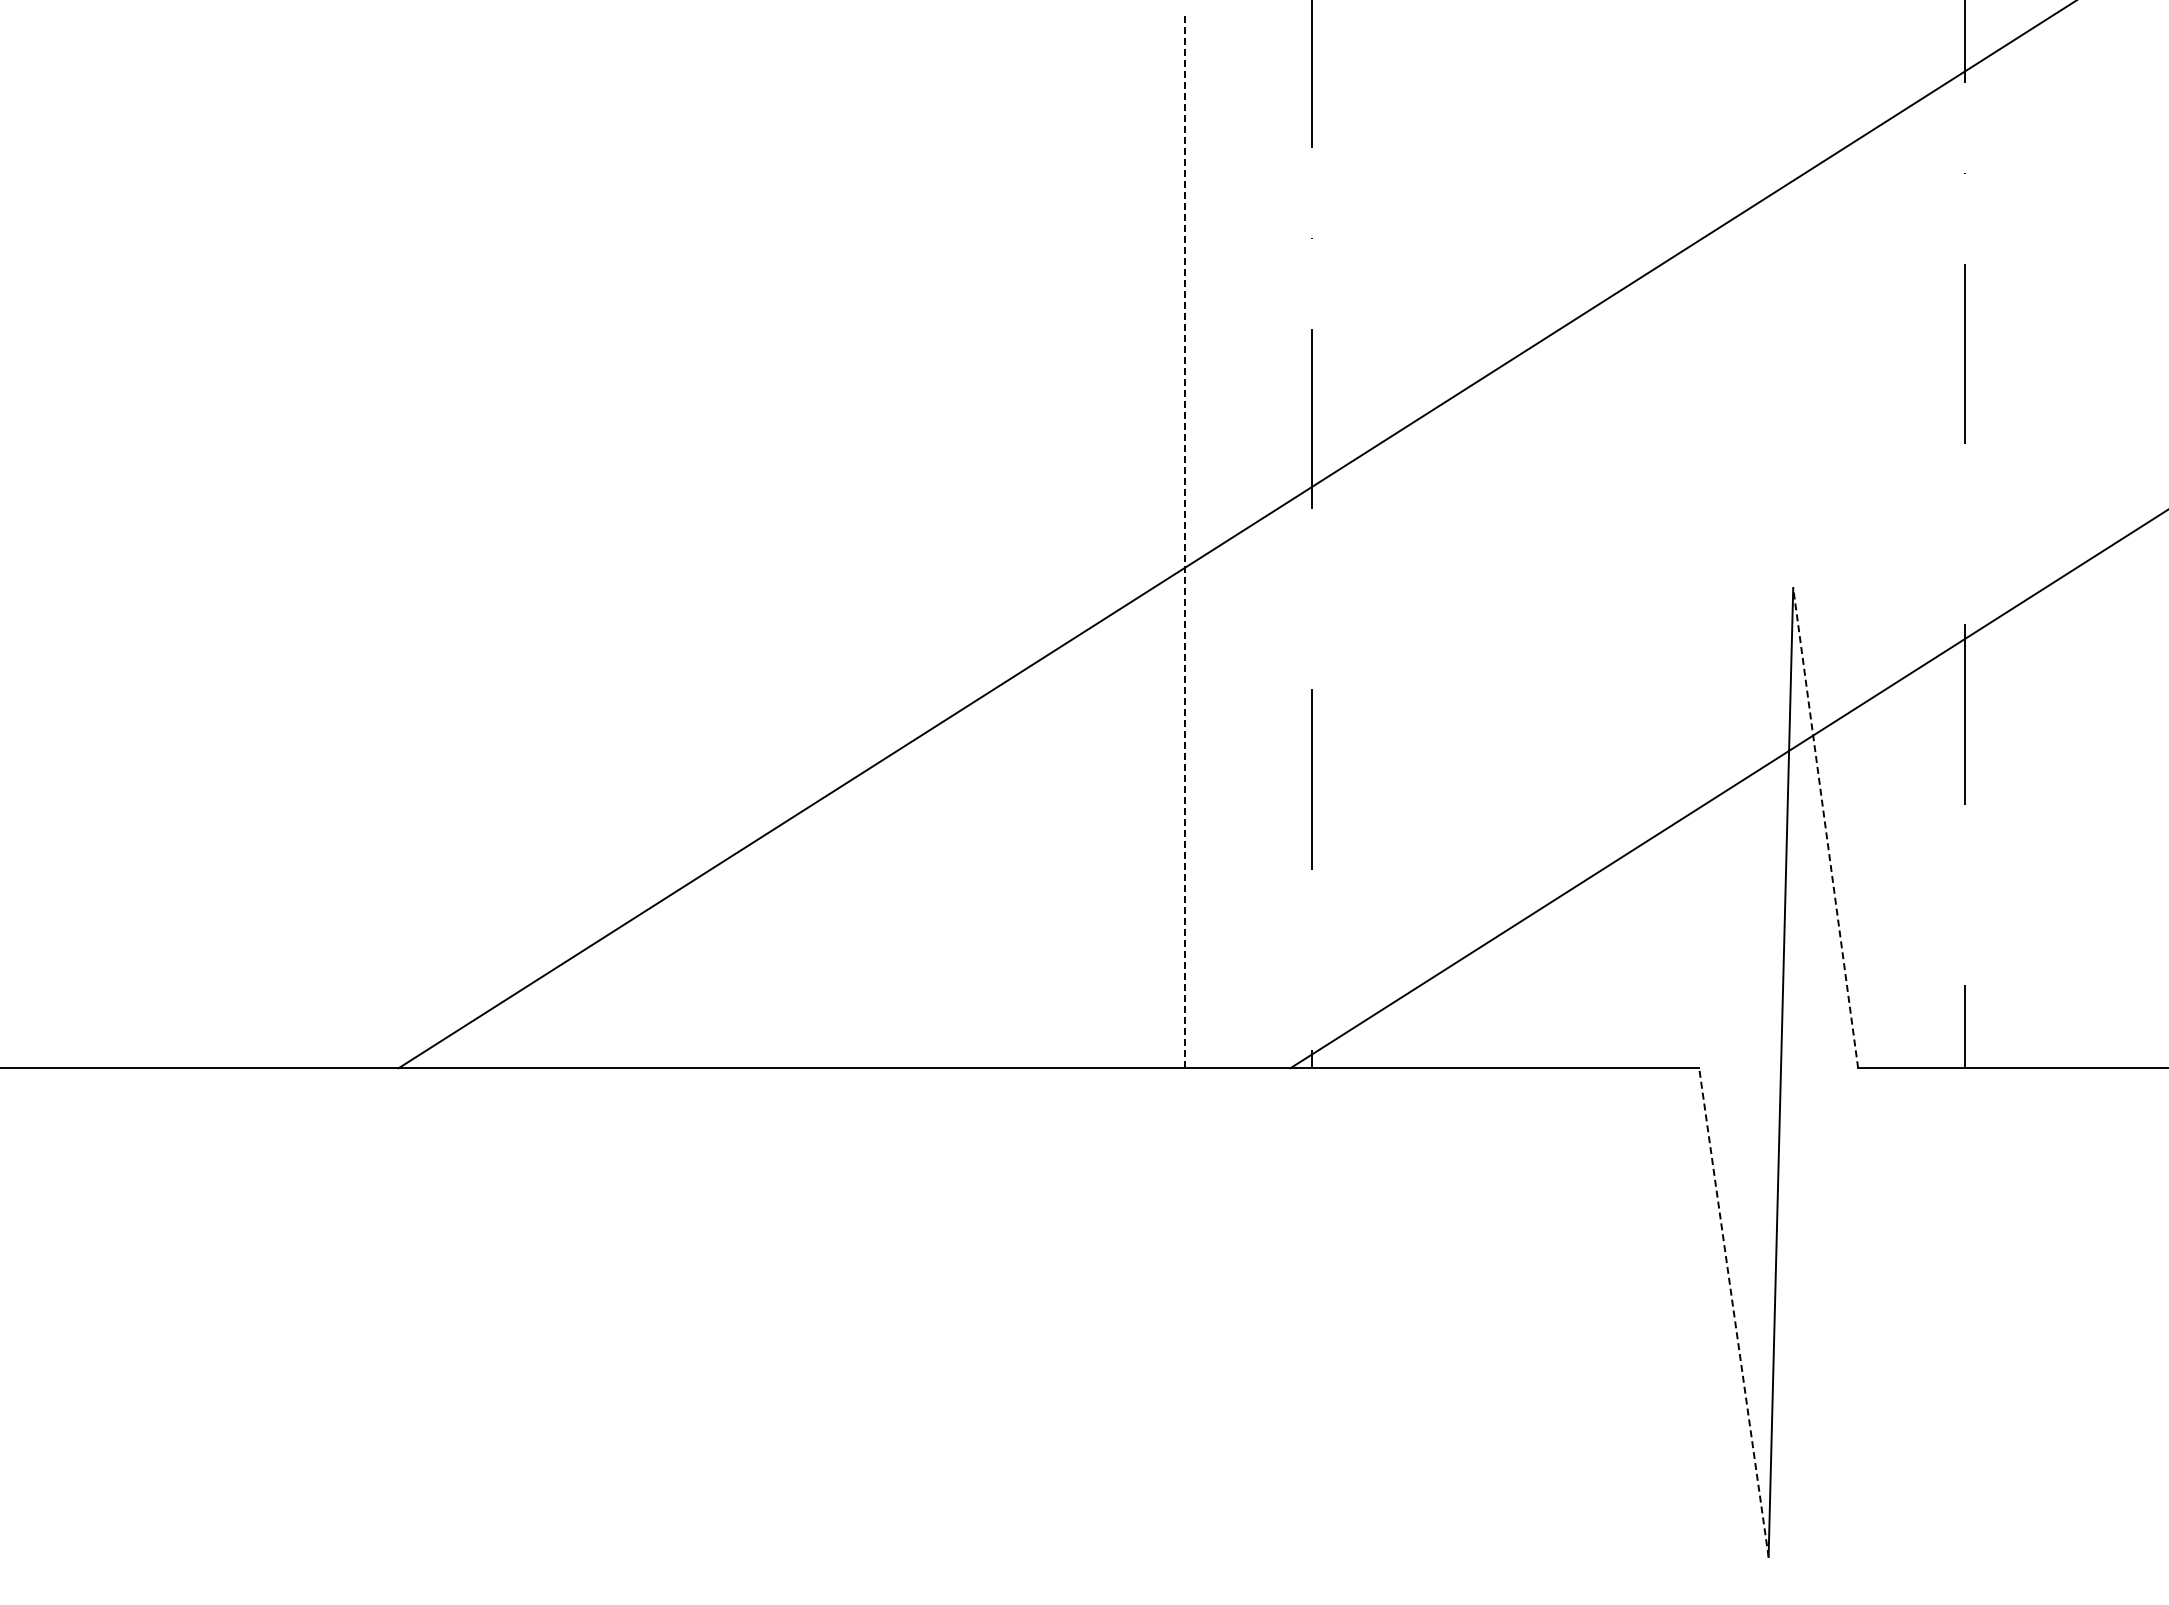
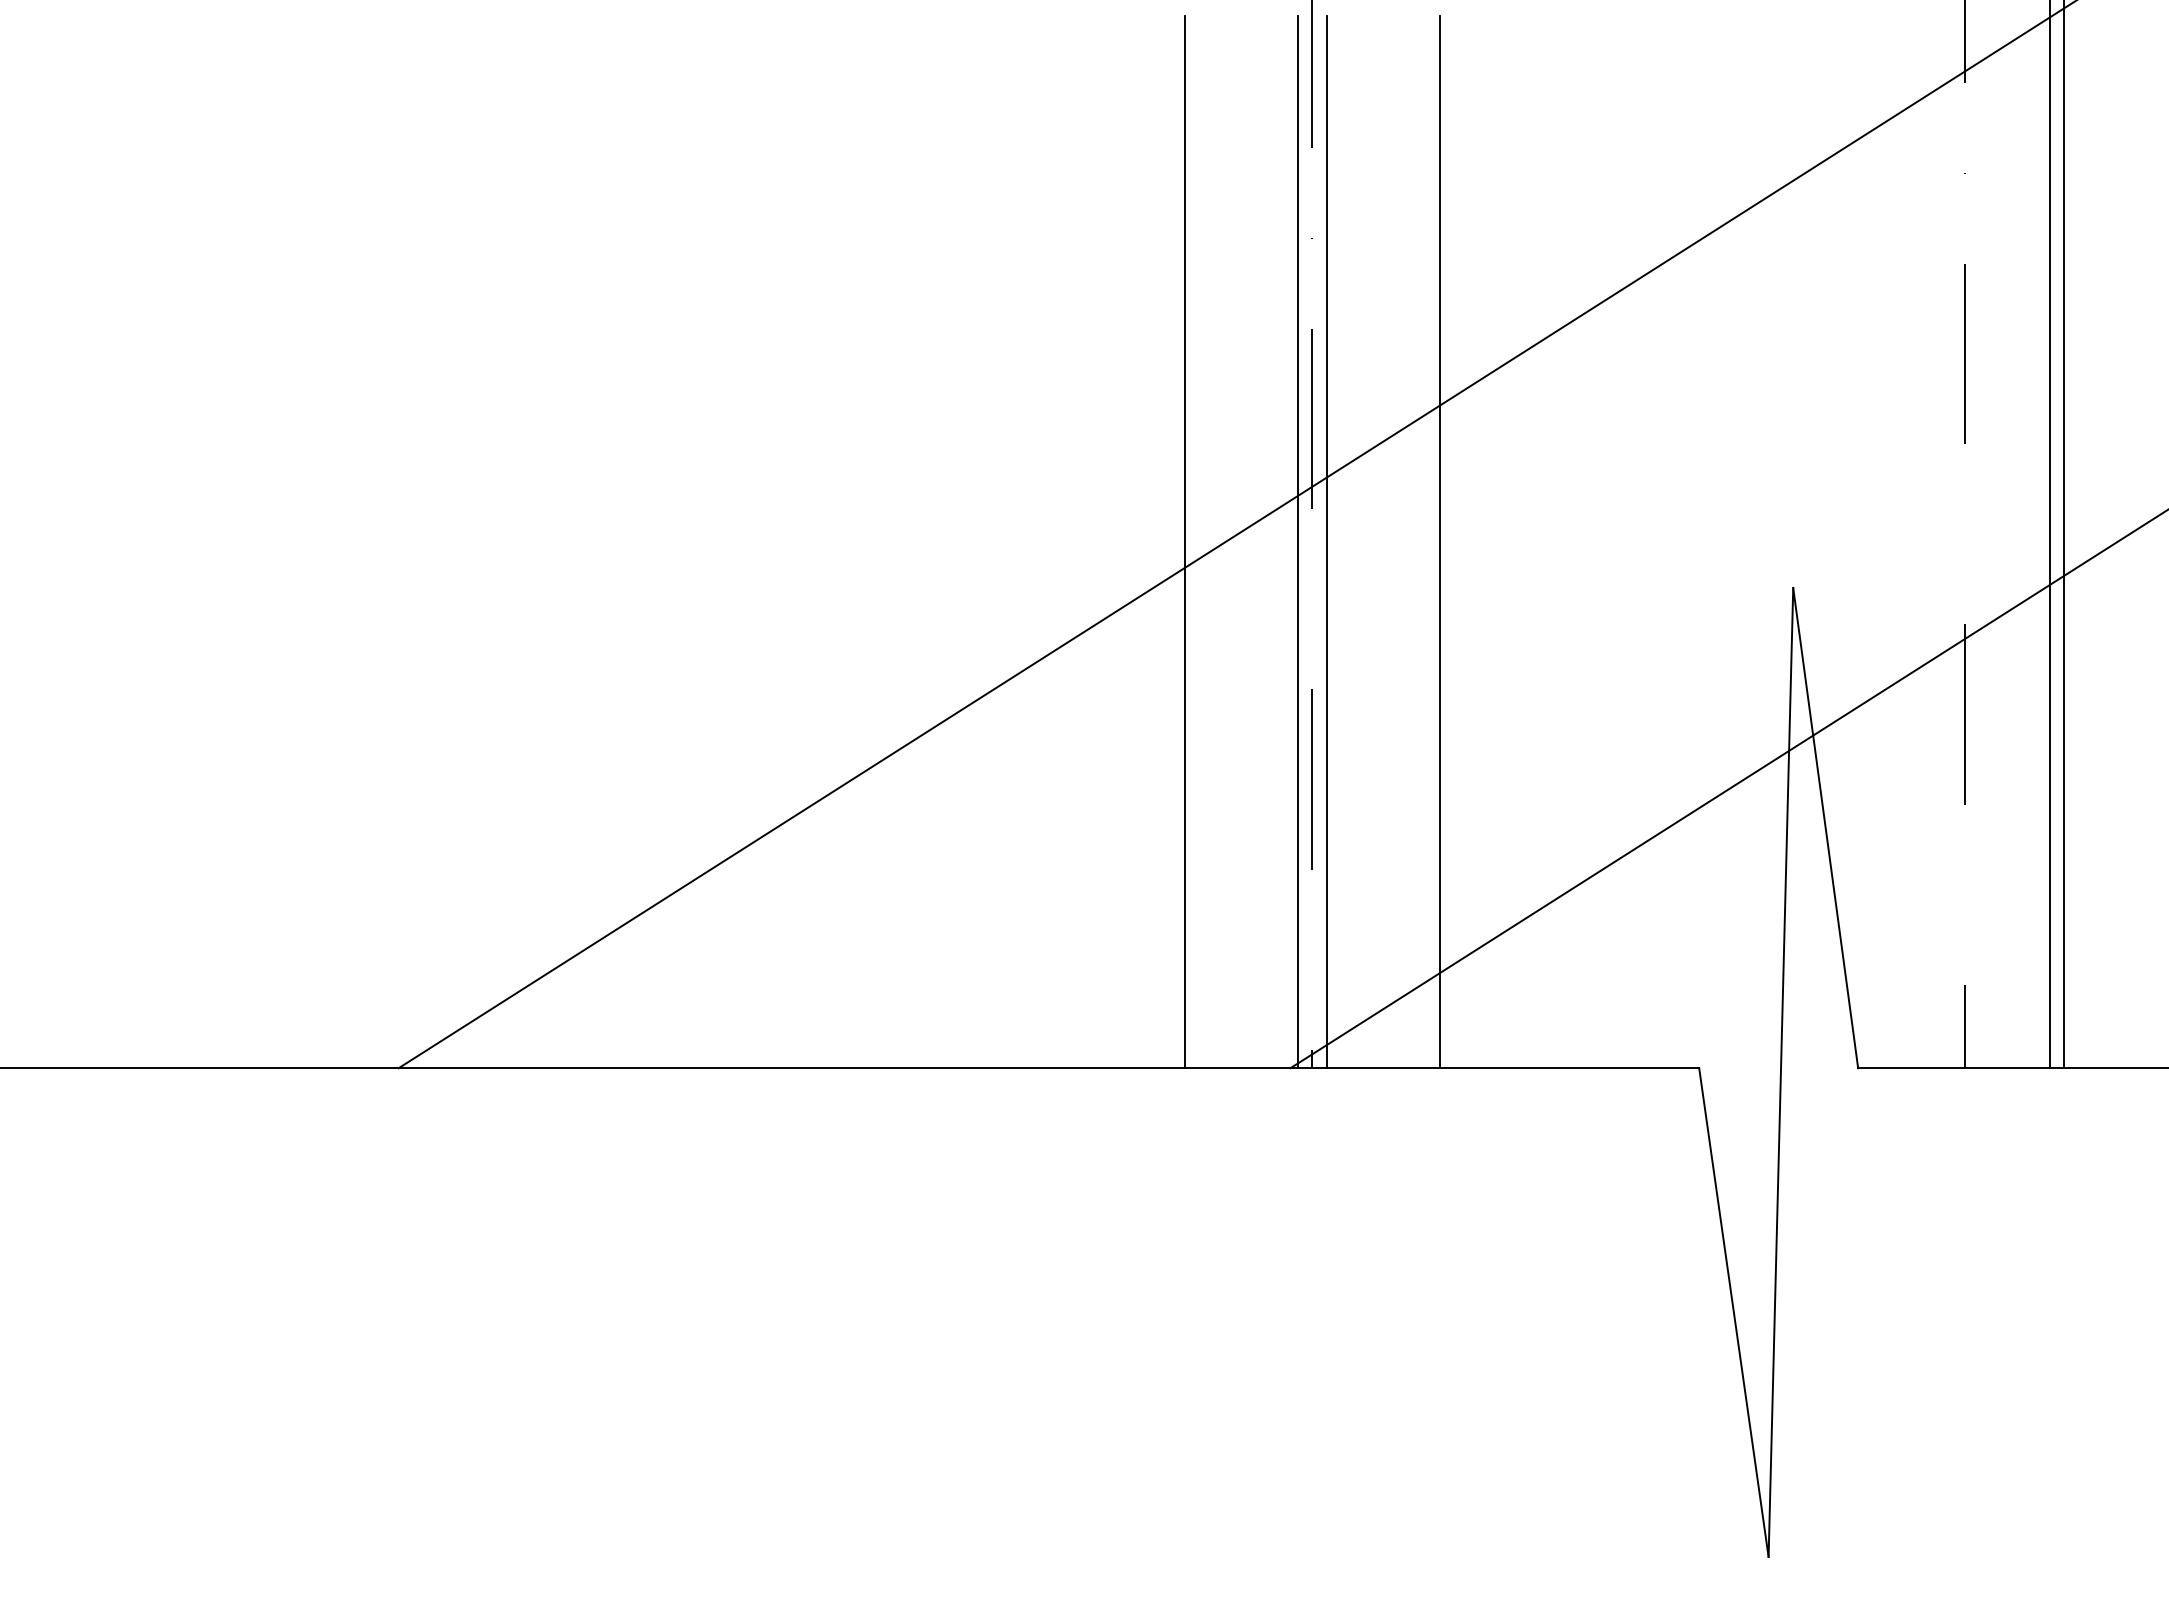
line: none -> present (2050, 535)
line: none -> present (2064, 535)
line: none -> present (1298, 541)
line: none -> present (1326, 541)
line: none -> present (1440, 541)
line: dashed -> solid (1184, 542)
line: dashed -> solid (1825, 827)
line: dashed -> solid (1733, 1312)
